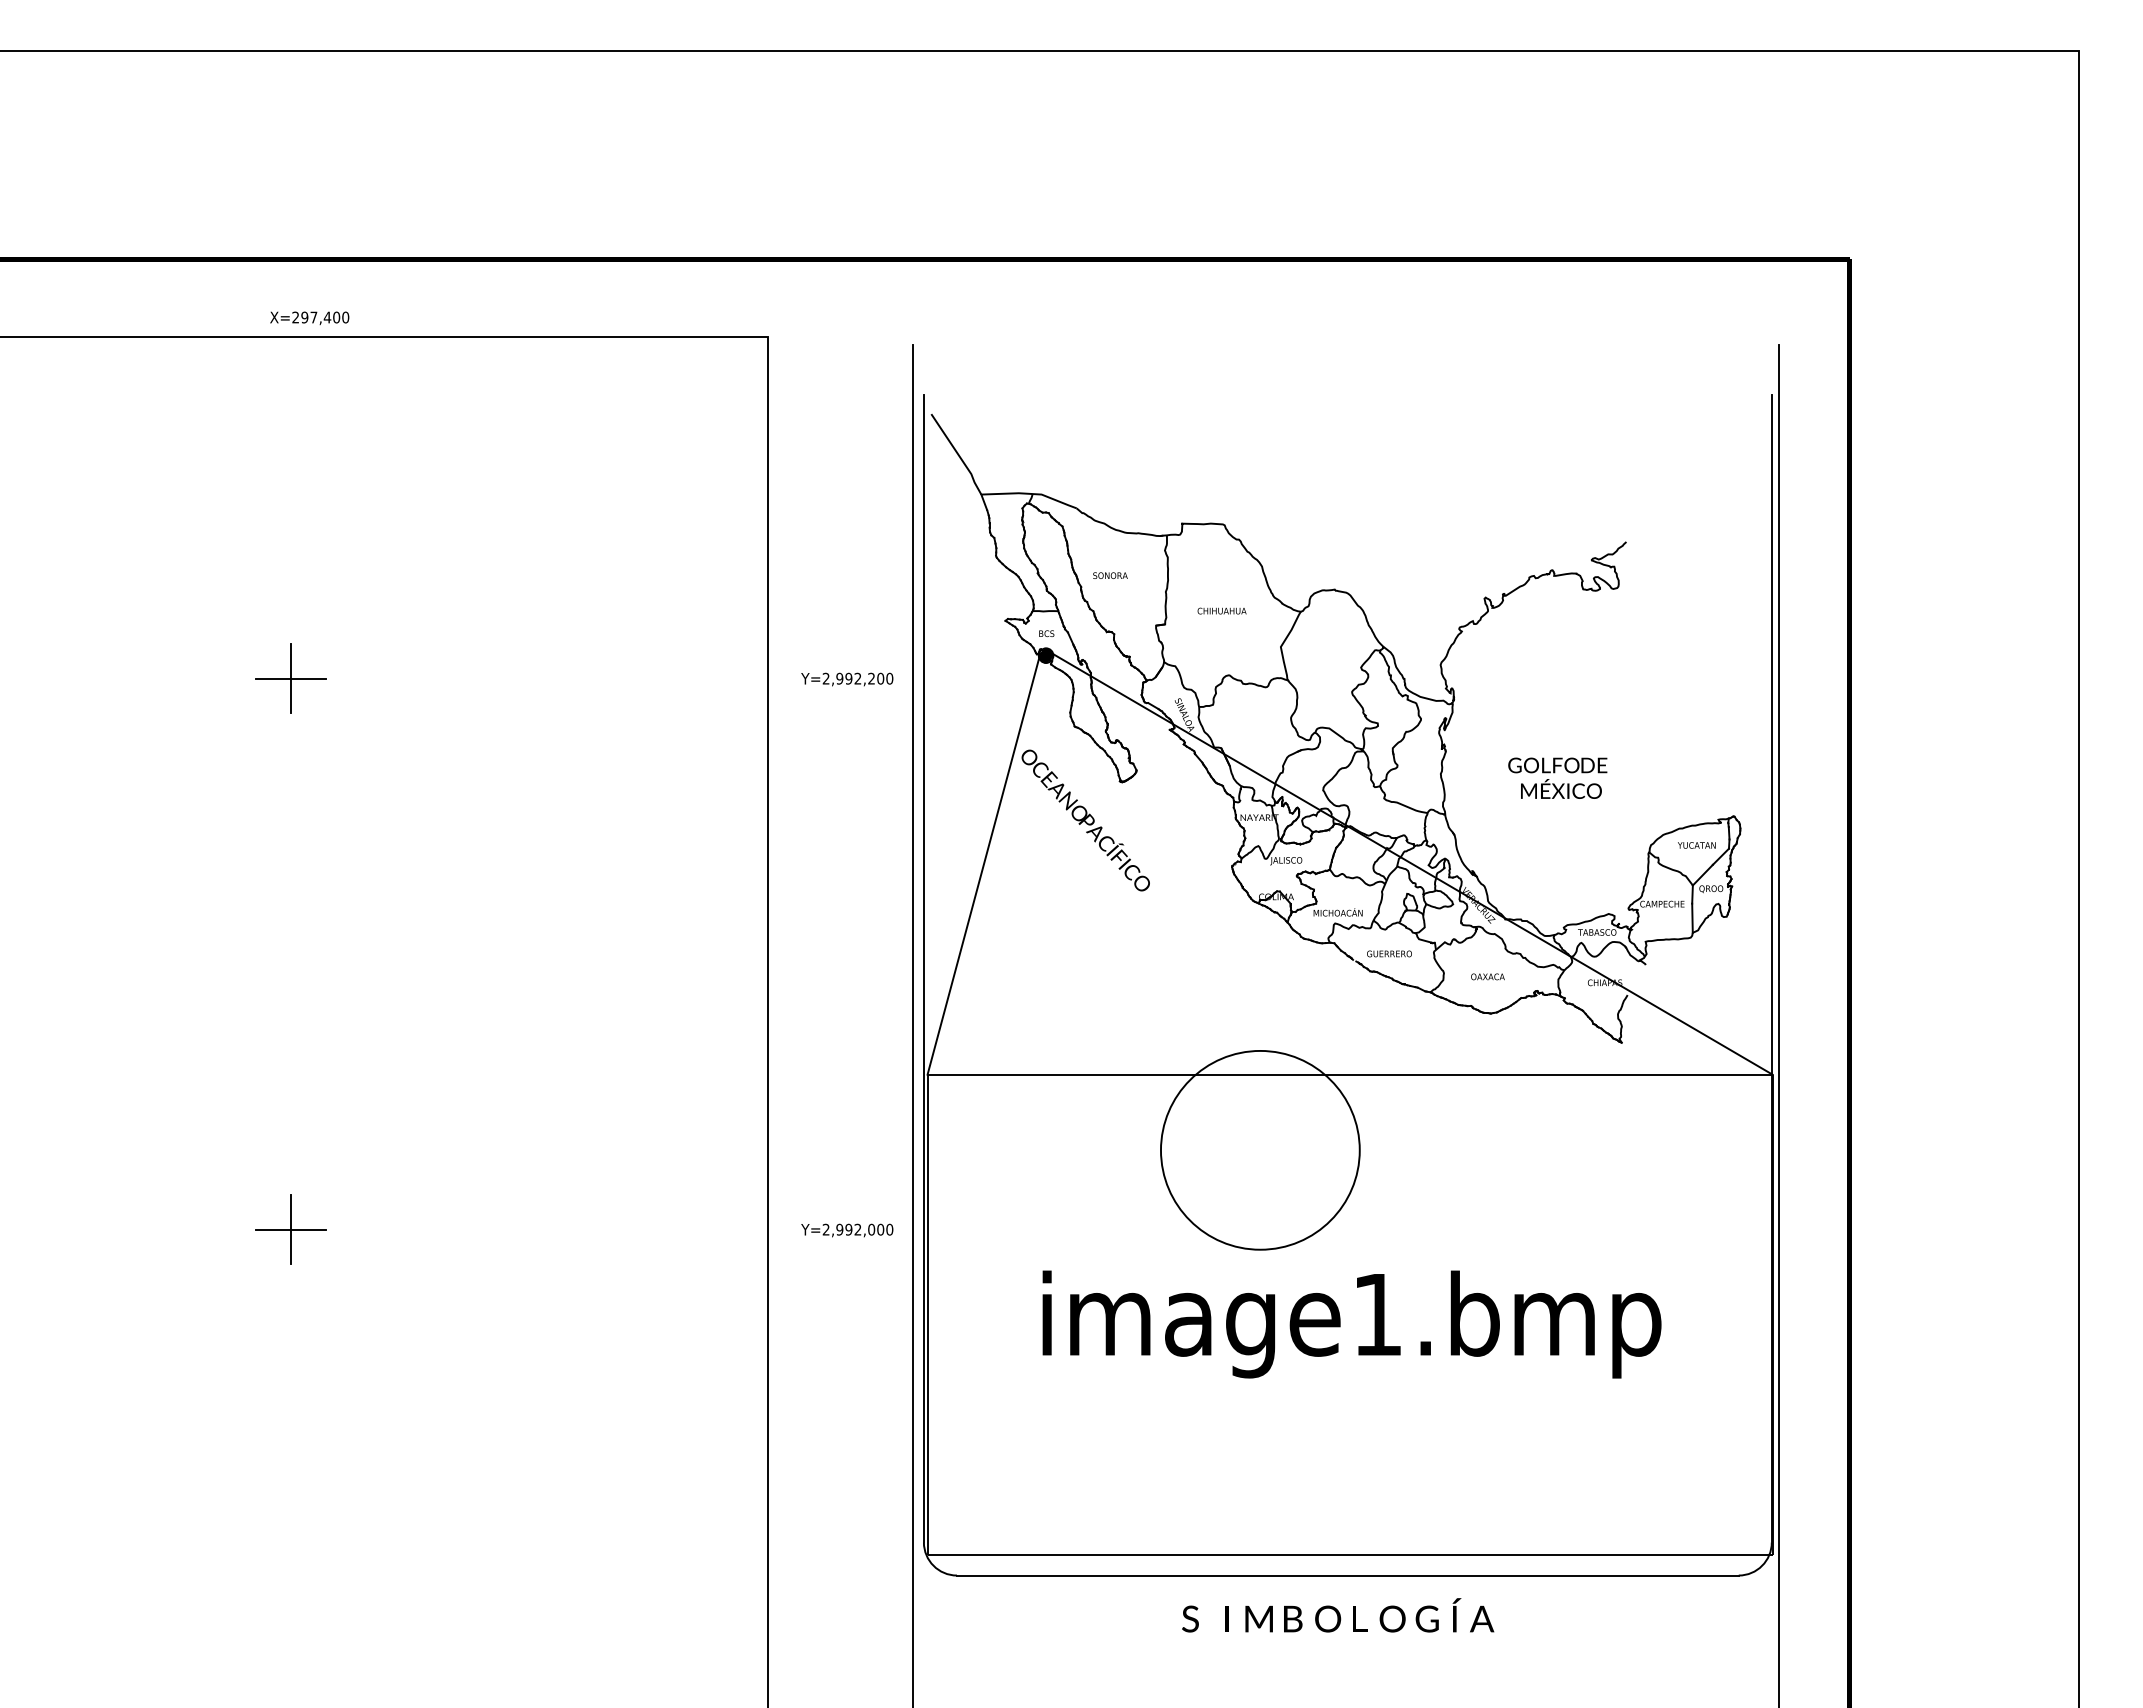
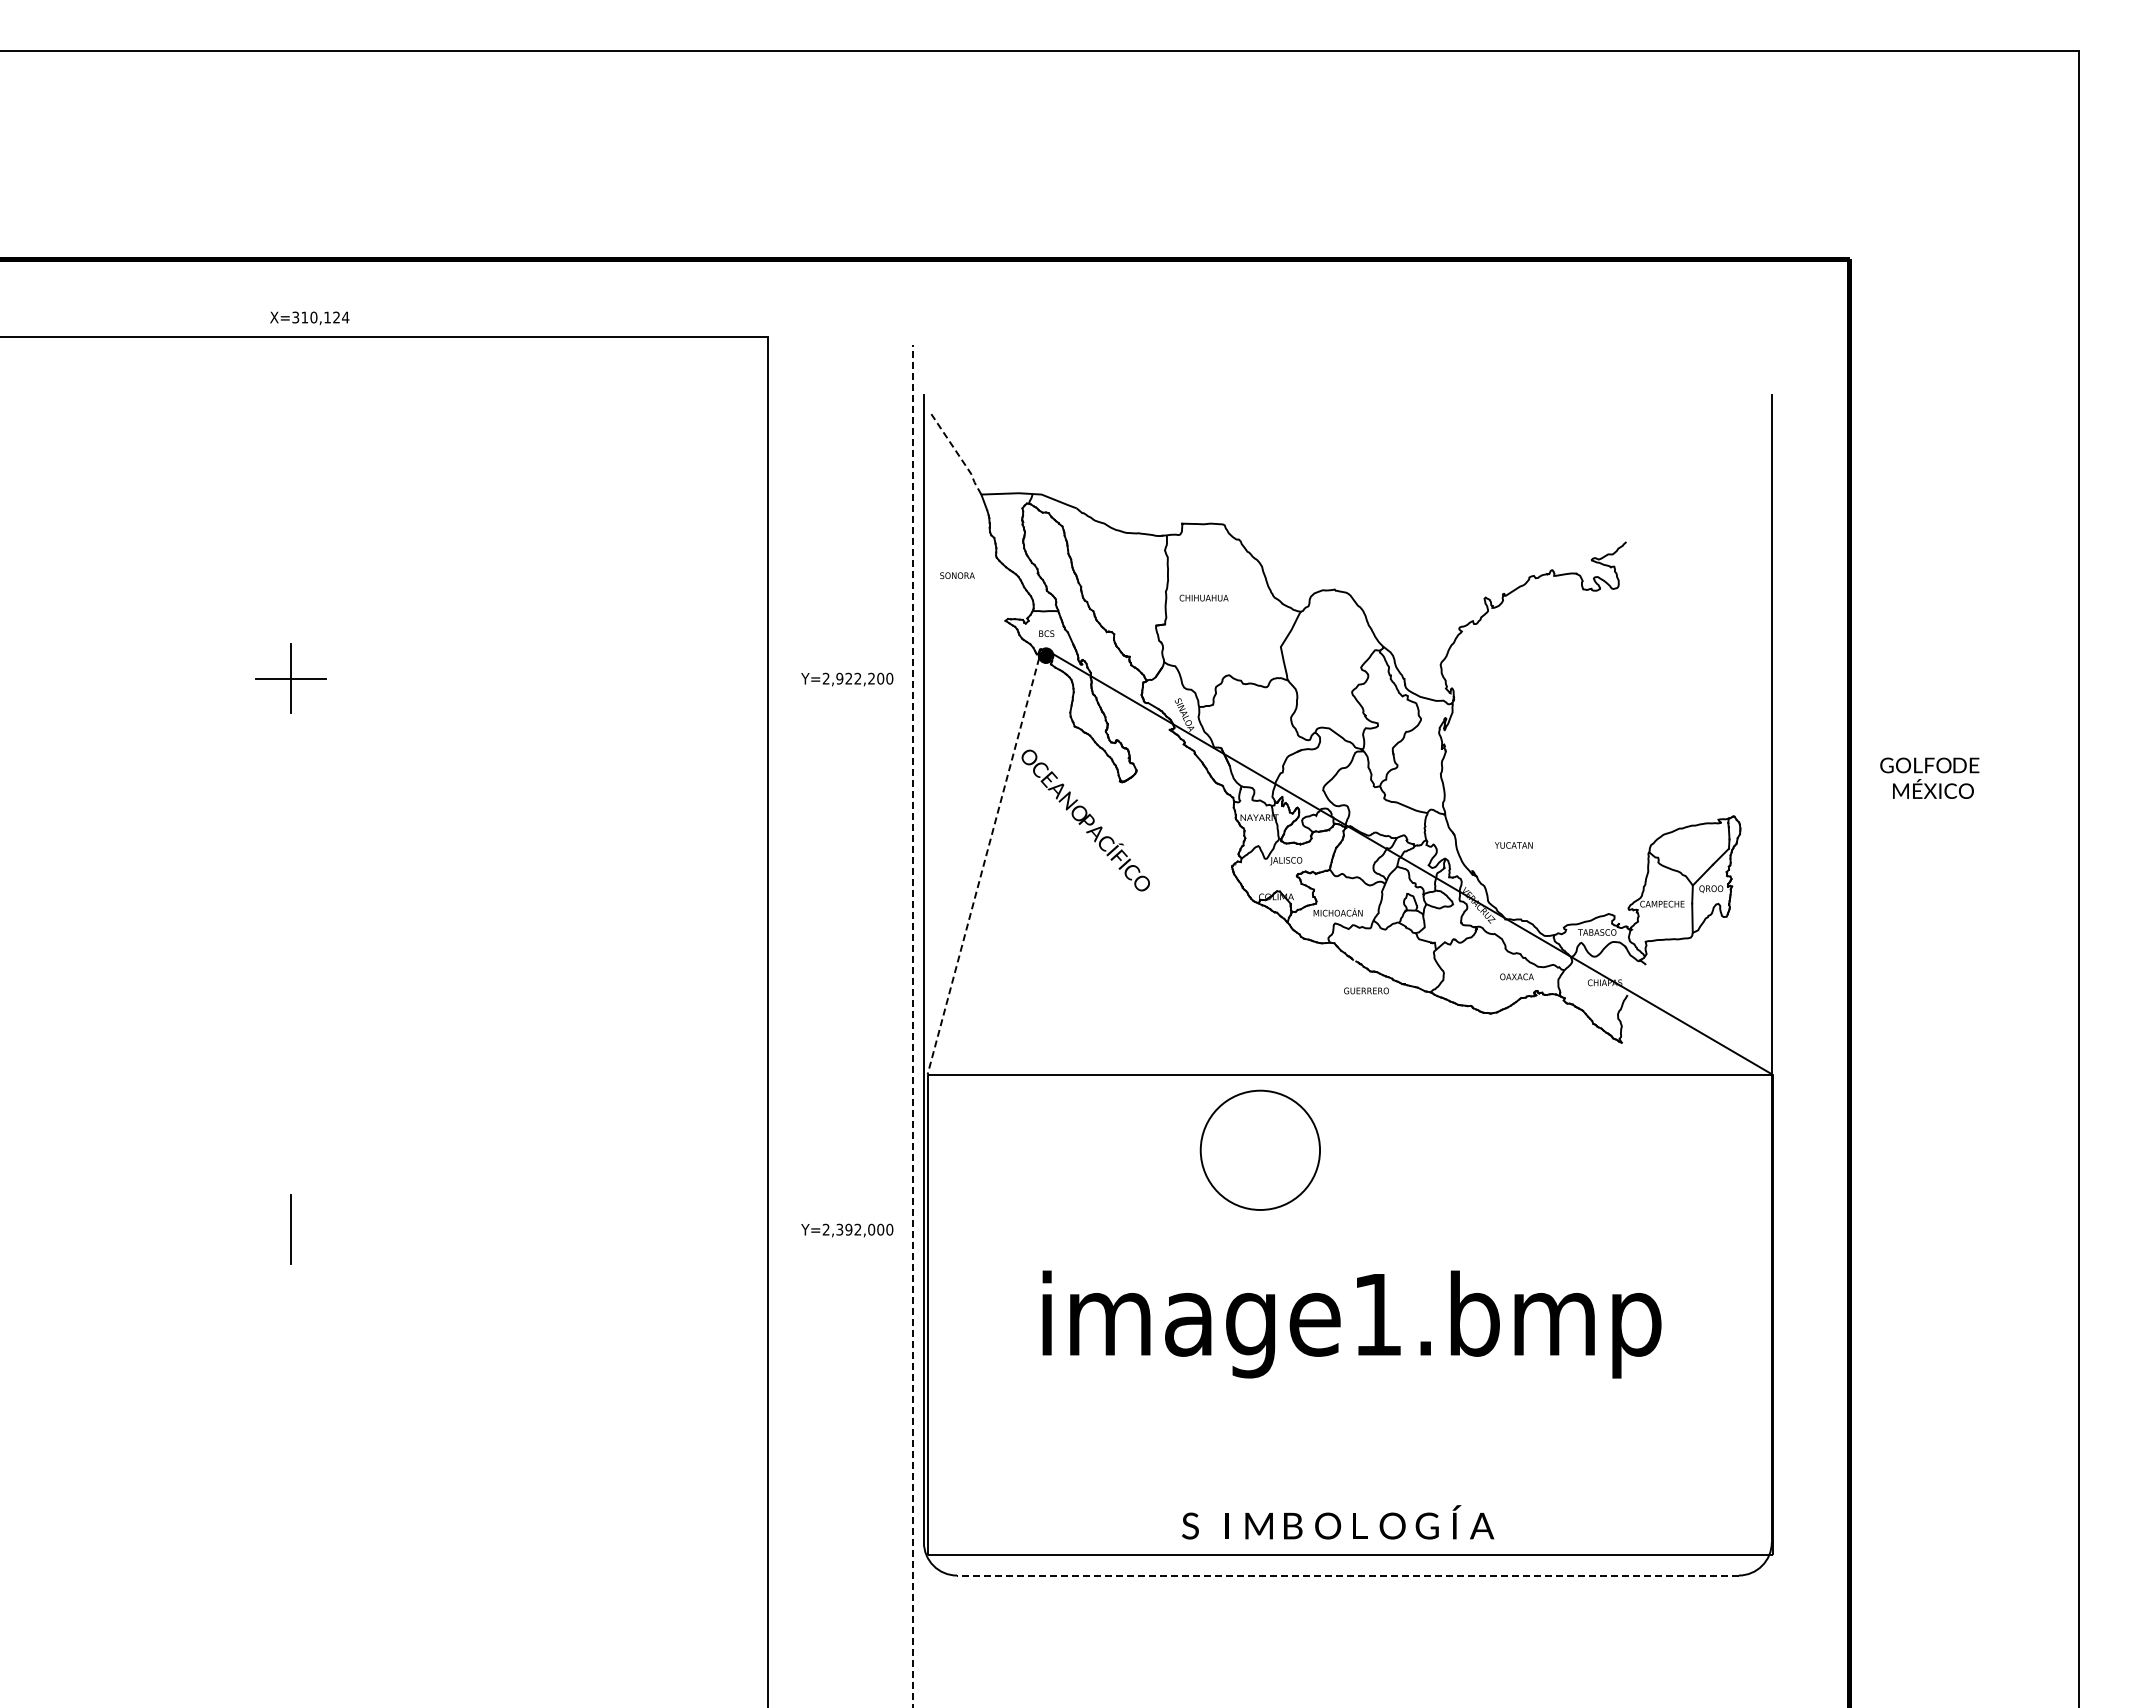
text: X=297,400 -> X=310,124 (320, 317)
line: solid -> dashed (958, 454)
text position: (1110, 575) -> (957, 575) (957, 575)
text position: (1221, 610) -> (1203, 597) (1203, 597)
text: Y=2,992,200 -> Y=2,922,200 (848, 678)
text position: (1557, 777) -> (1929, 777) (1929, 777)
text position: (1696, 845) -> (1513, 845) (1513, 845)
line: solid -> dashed (983, 866)
text position: (1389, 953) -> (1366, 990) (1366, 990)
text position: (1487, 976) -> (1516, 976) (1516, 976)
line: present -> none (1779, 1024)
line: solid -> dashed (913, 1026)
circle diameter: 199 px -> 119 px (1260, 1149)
line: present -> none (290, 1229)
text: Y=2,992,000 -> Y=2,392,000 (839, 1229)
line: solid -> dashed (1347, 1575)
text position: (1338, 1615) -> (1338, 1522) (1338, 1522)
